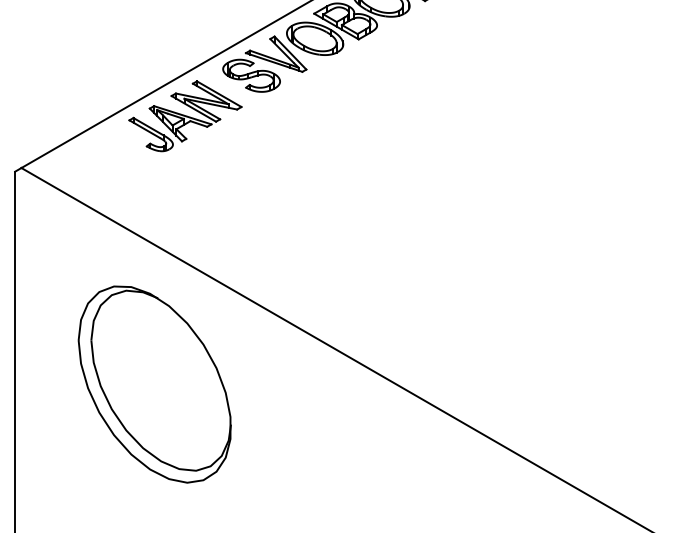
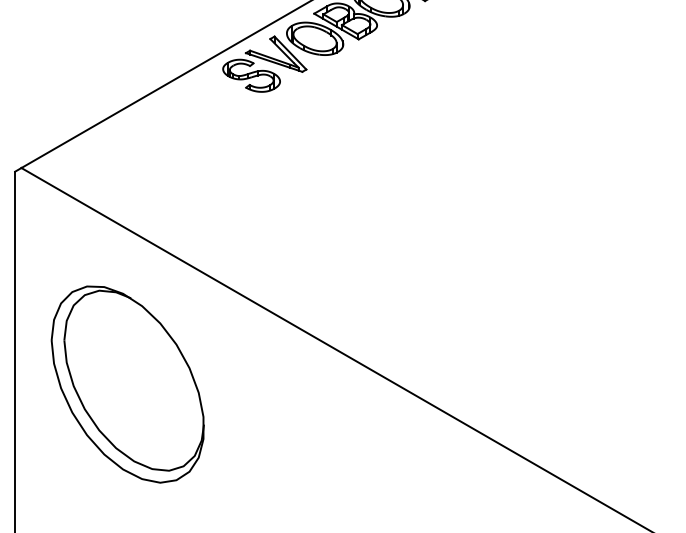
part: present -> none (185, 116)
part position: (154, 384) -> (127, 384) (127, 384)
